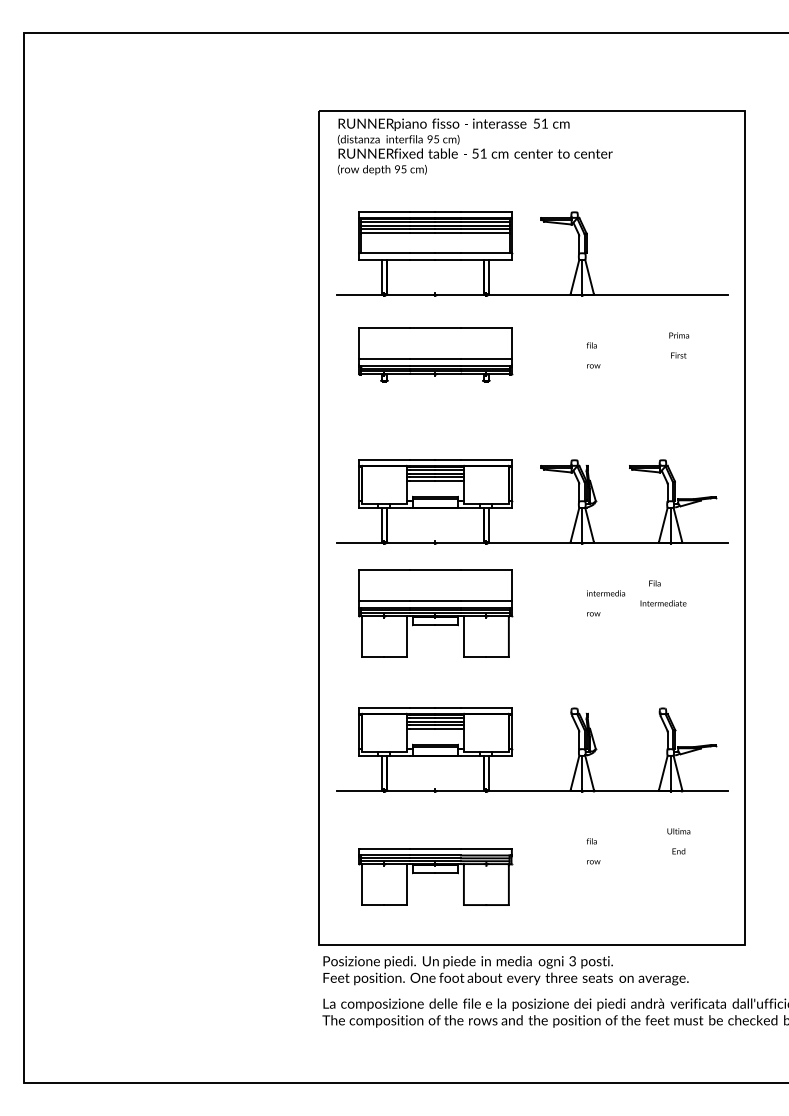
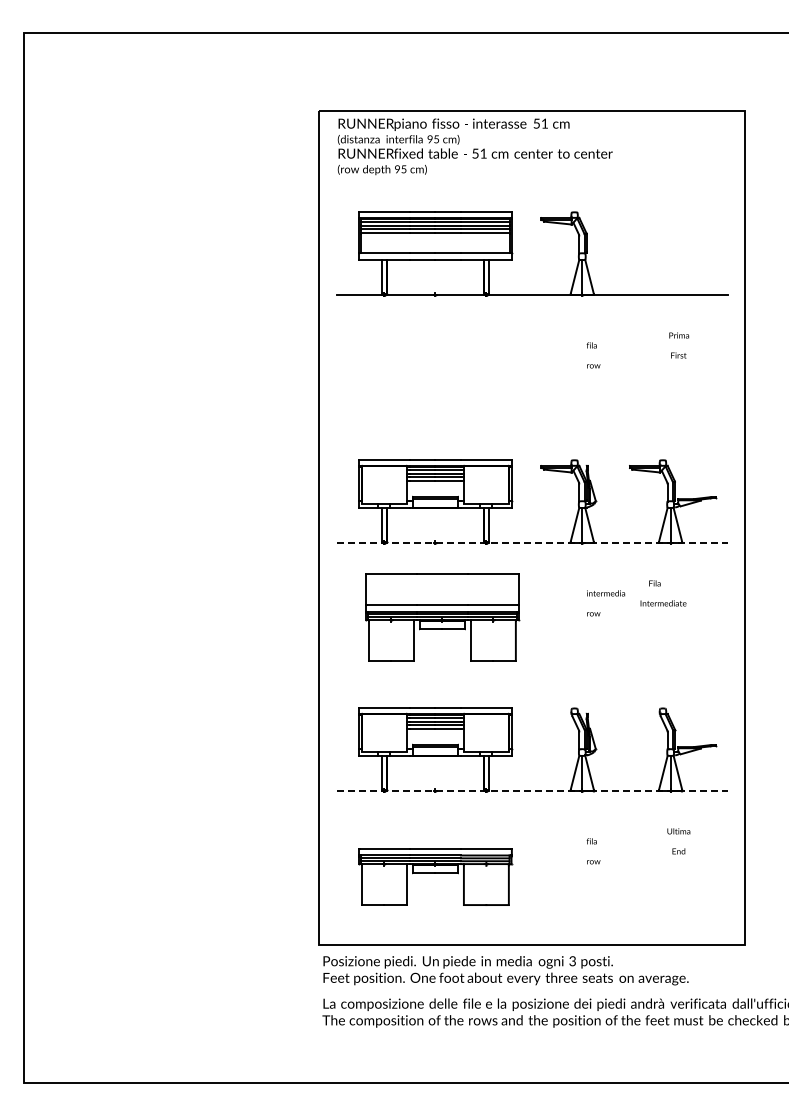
part: present -> none (435, 354)
line: solid -> dashed (532, 542)
part position: (435, 613) -> (442, 617) (442, 617)
line: solid -> dashed (532, 790)
